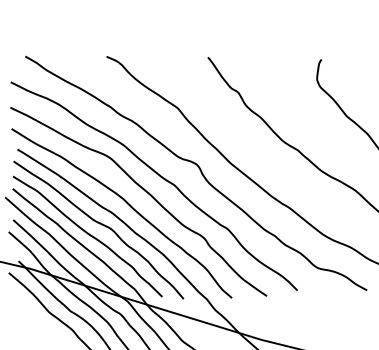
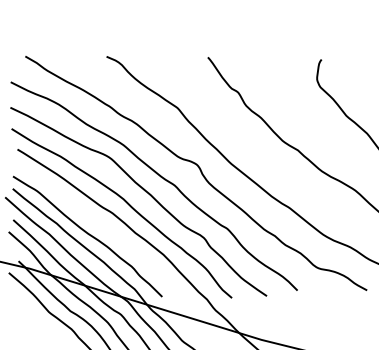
curve: present -> none (101, 225)
